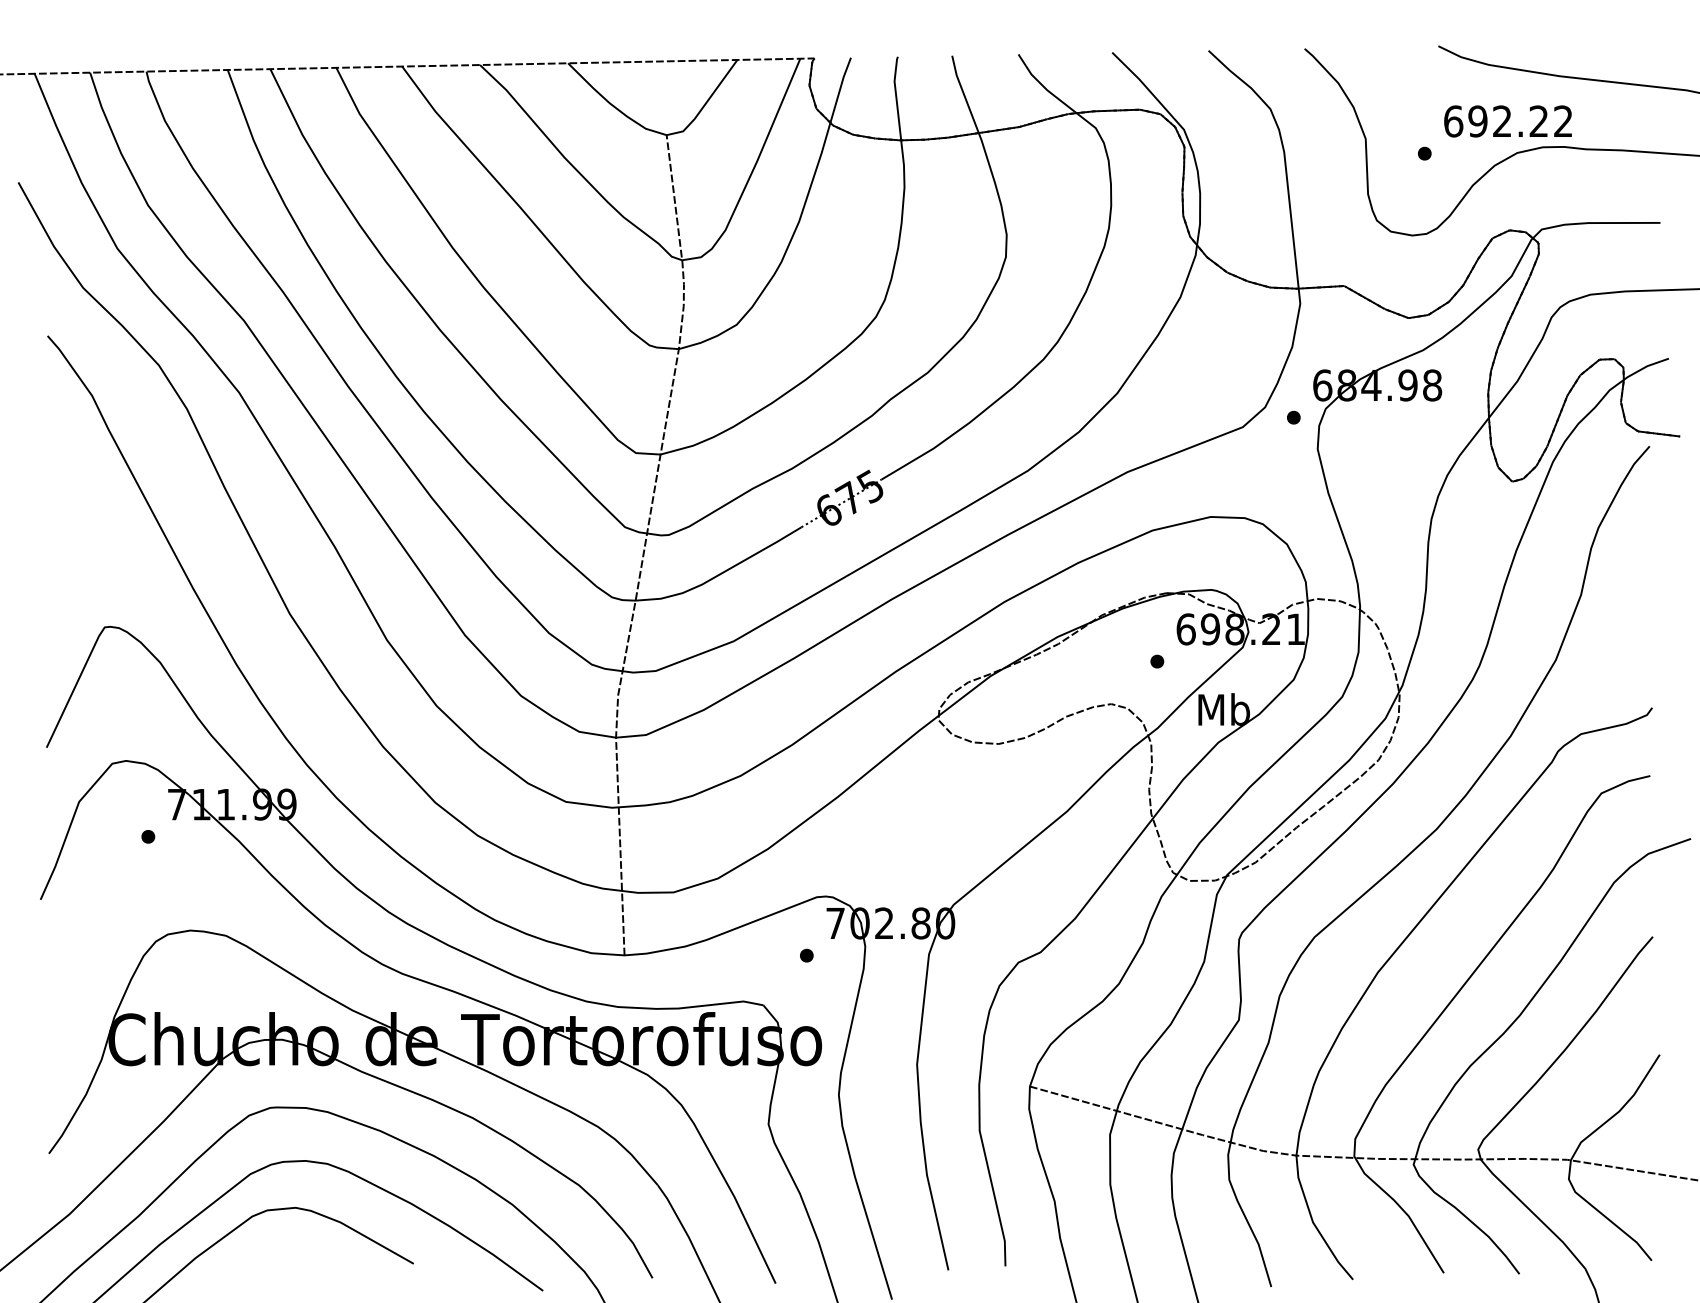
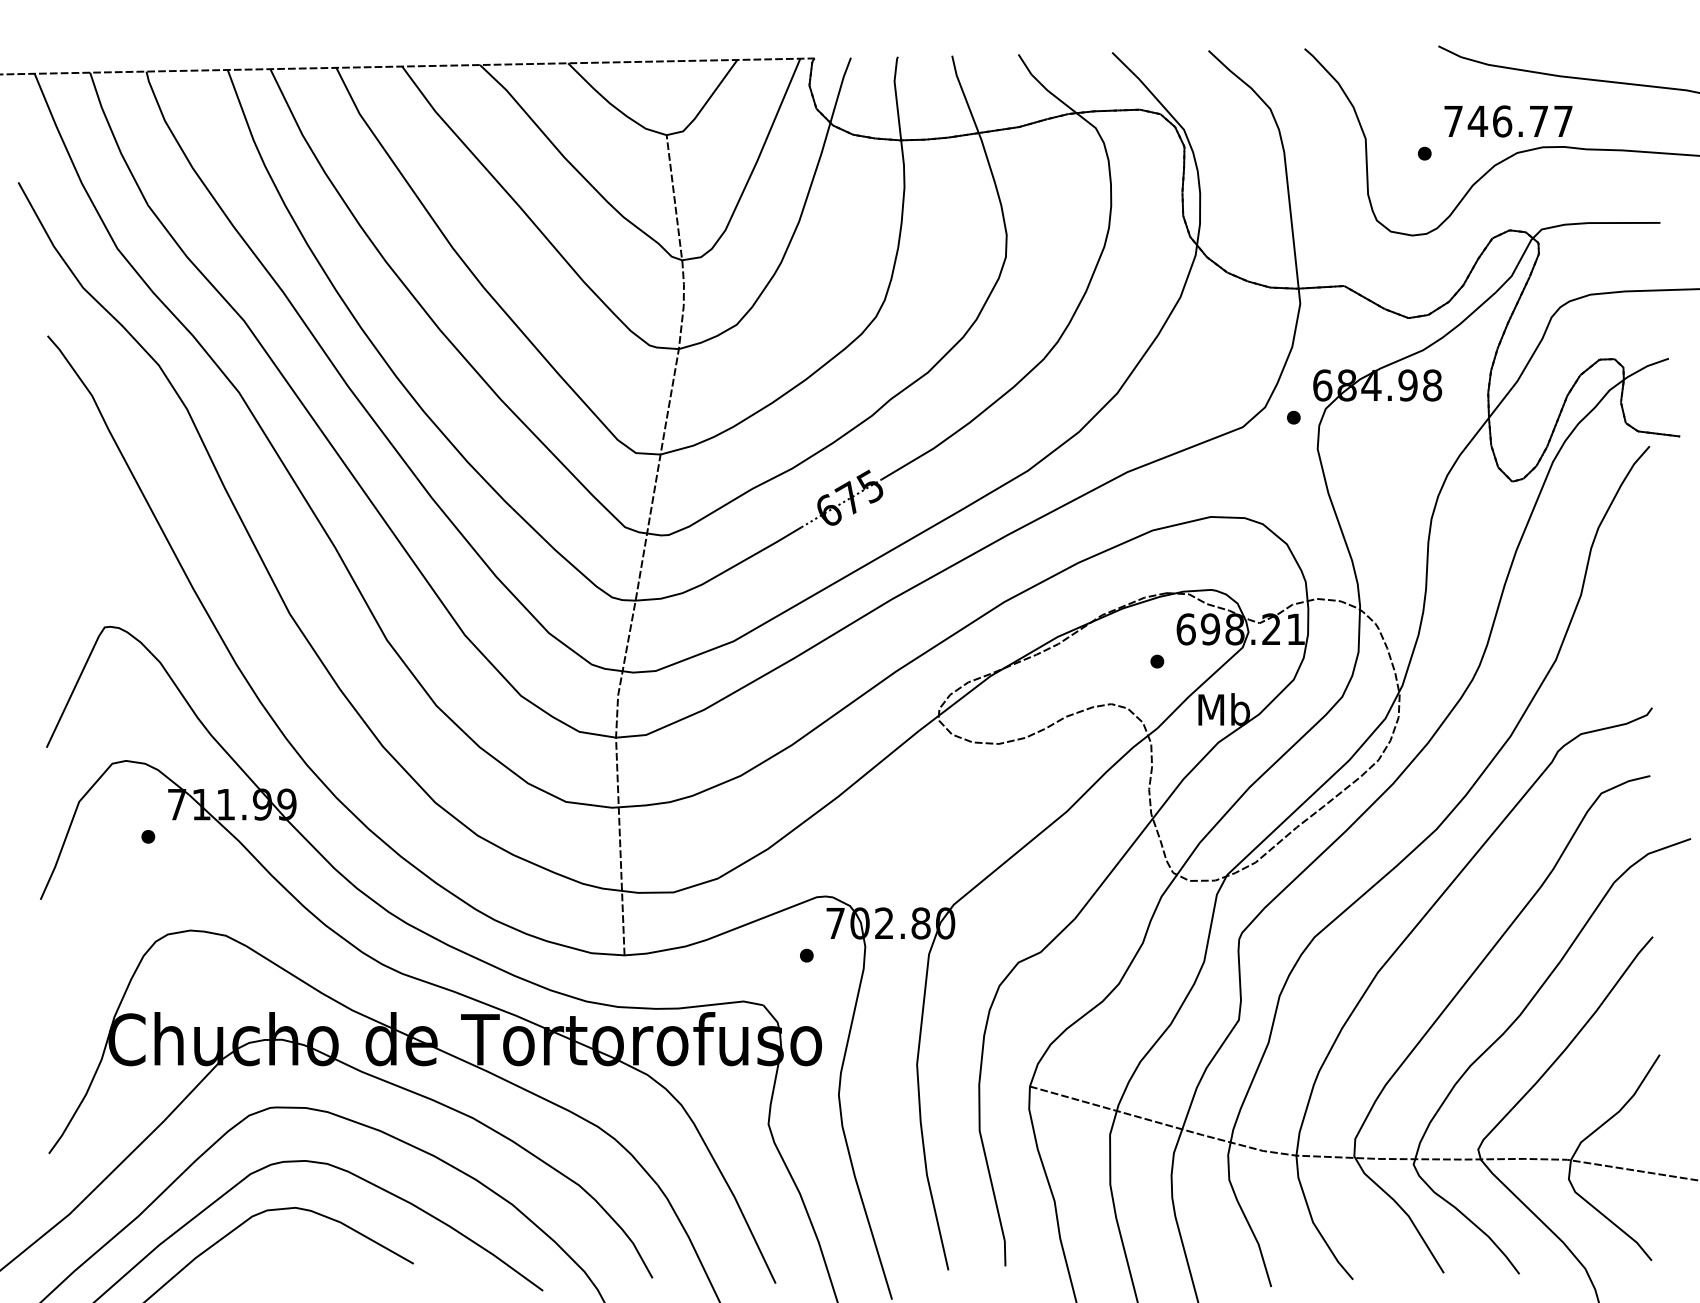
text: 692.22 -> 746.77 (1508, 121)
